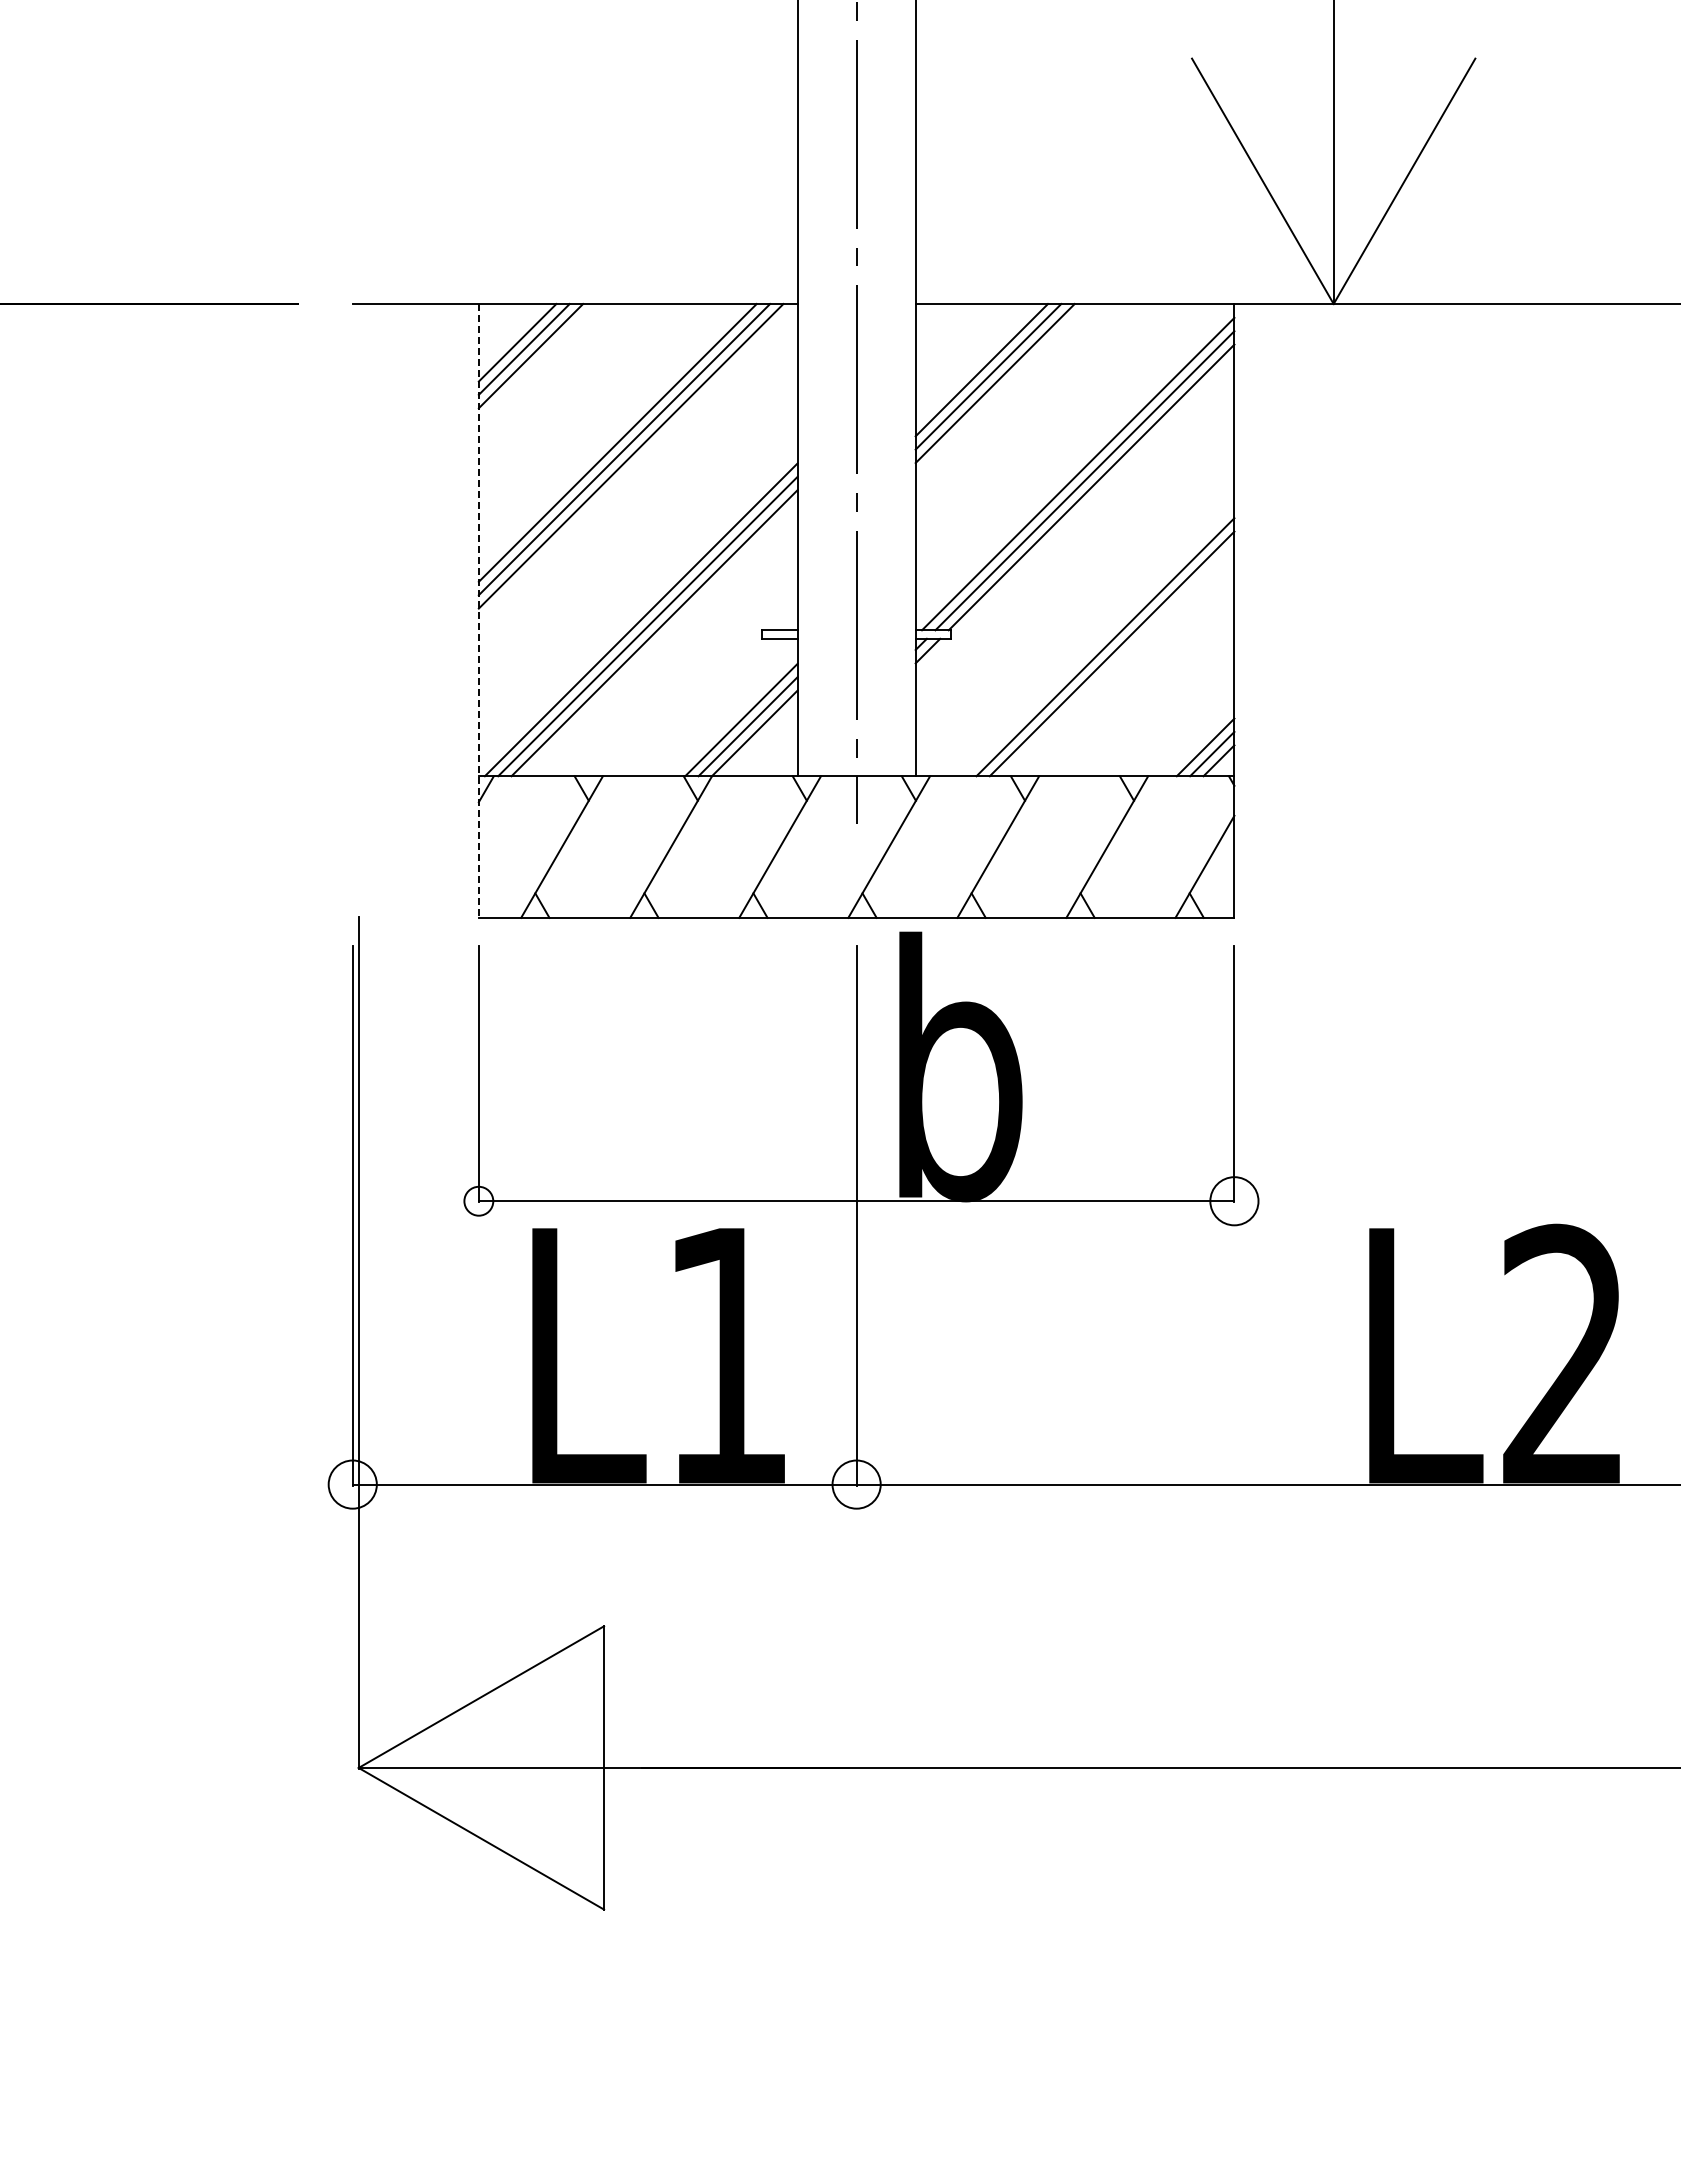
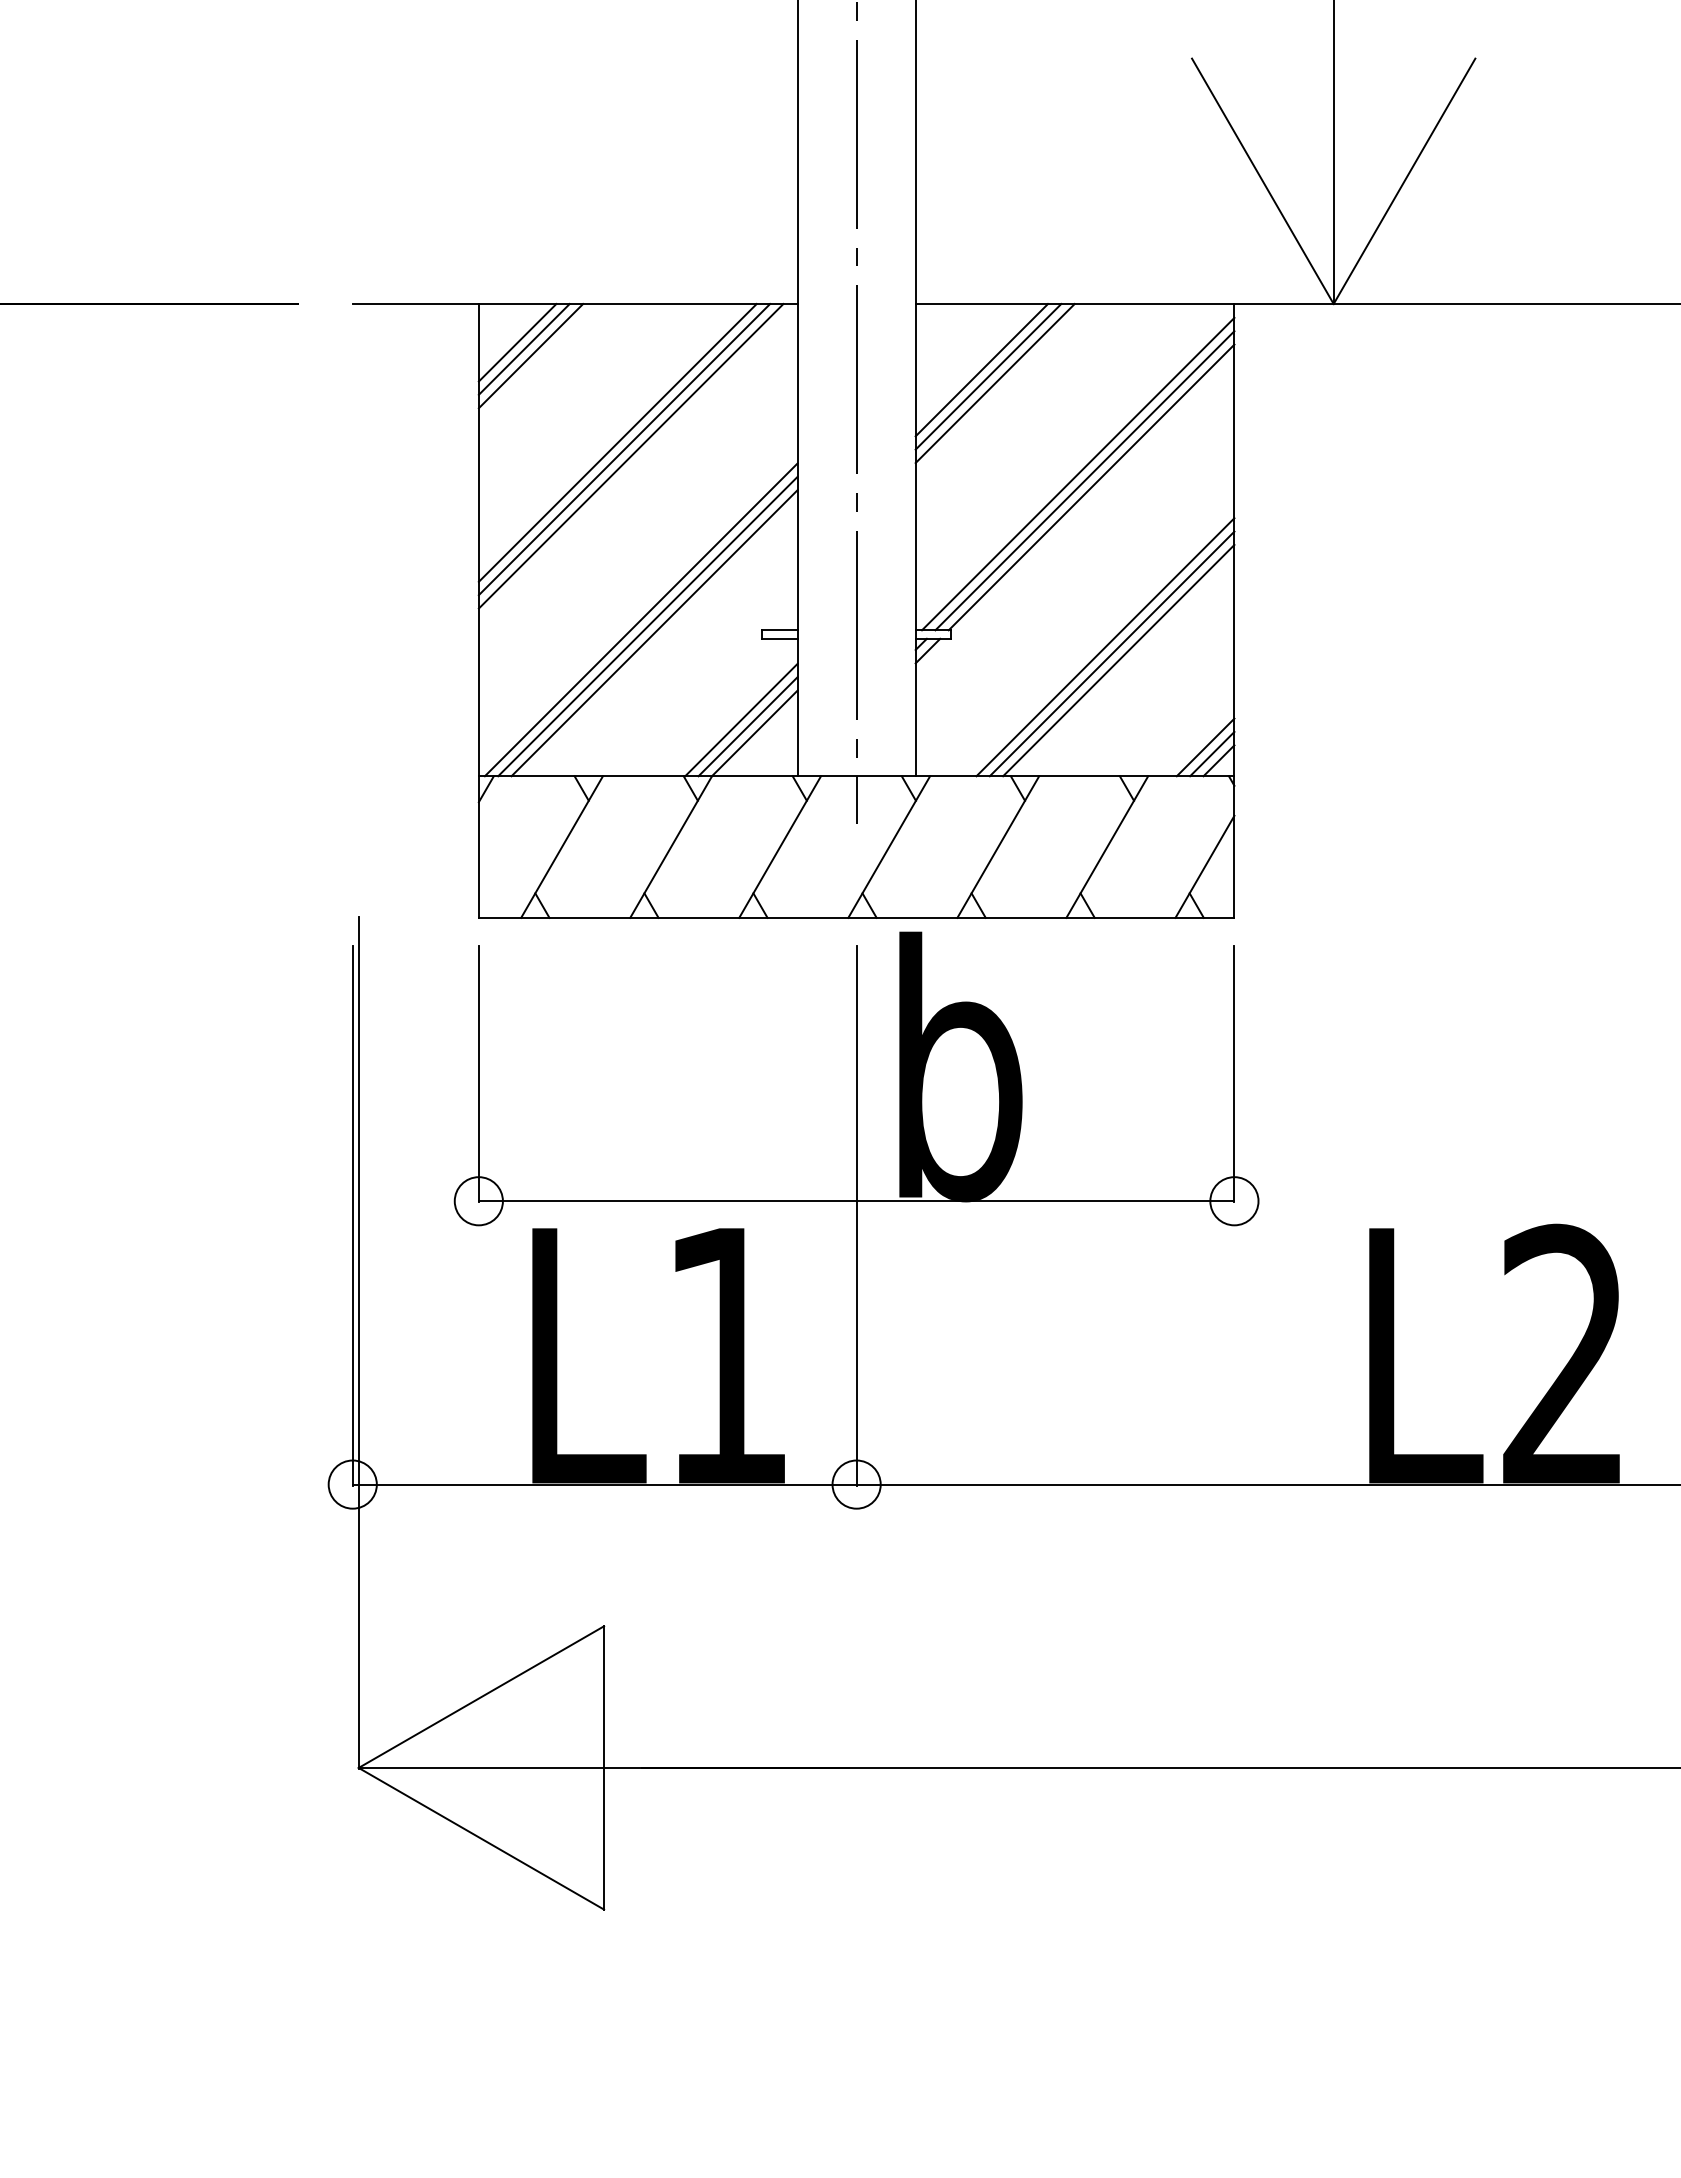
line: dashed -> solid (478, 610)
line: none -> present (1118, 660)
circle diameter: 29 px -> 48 px (478, 1201)
